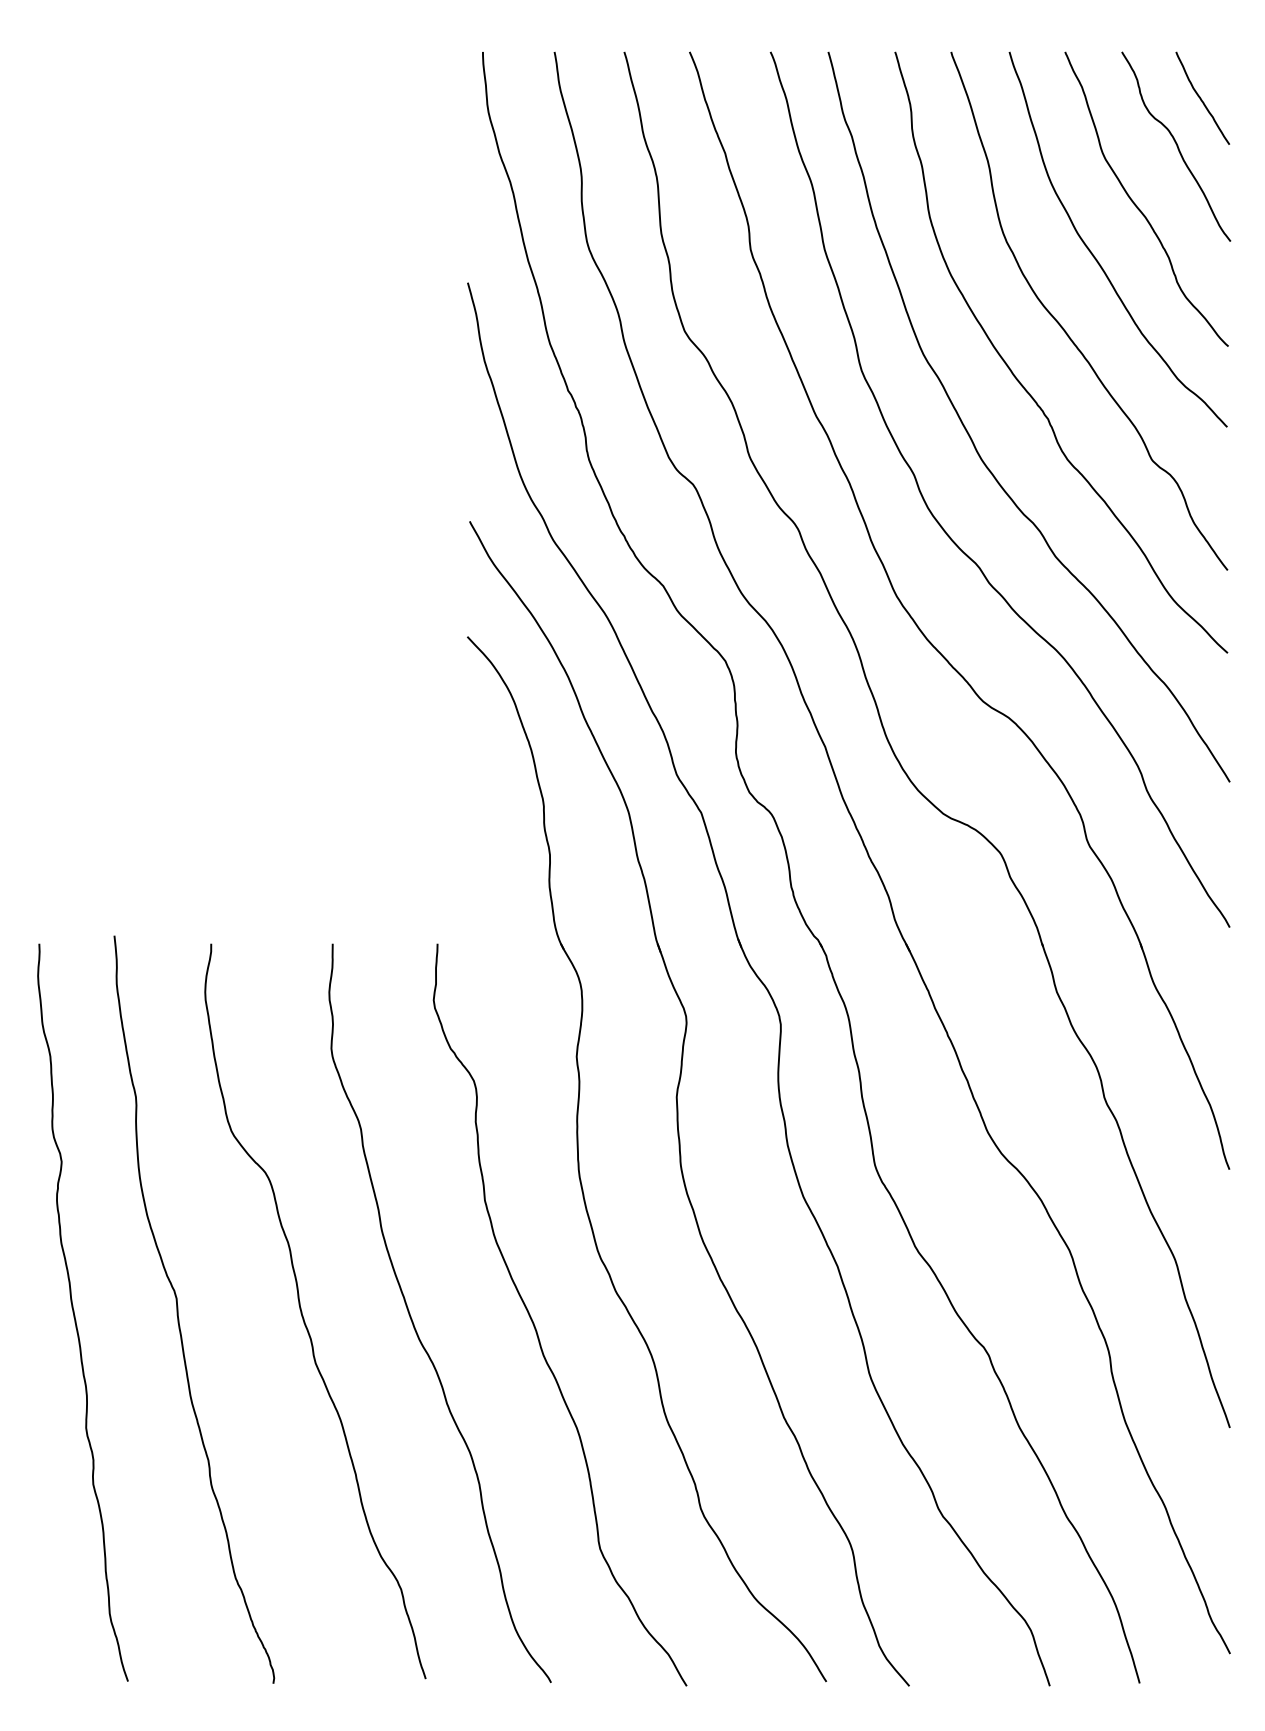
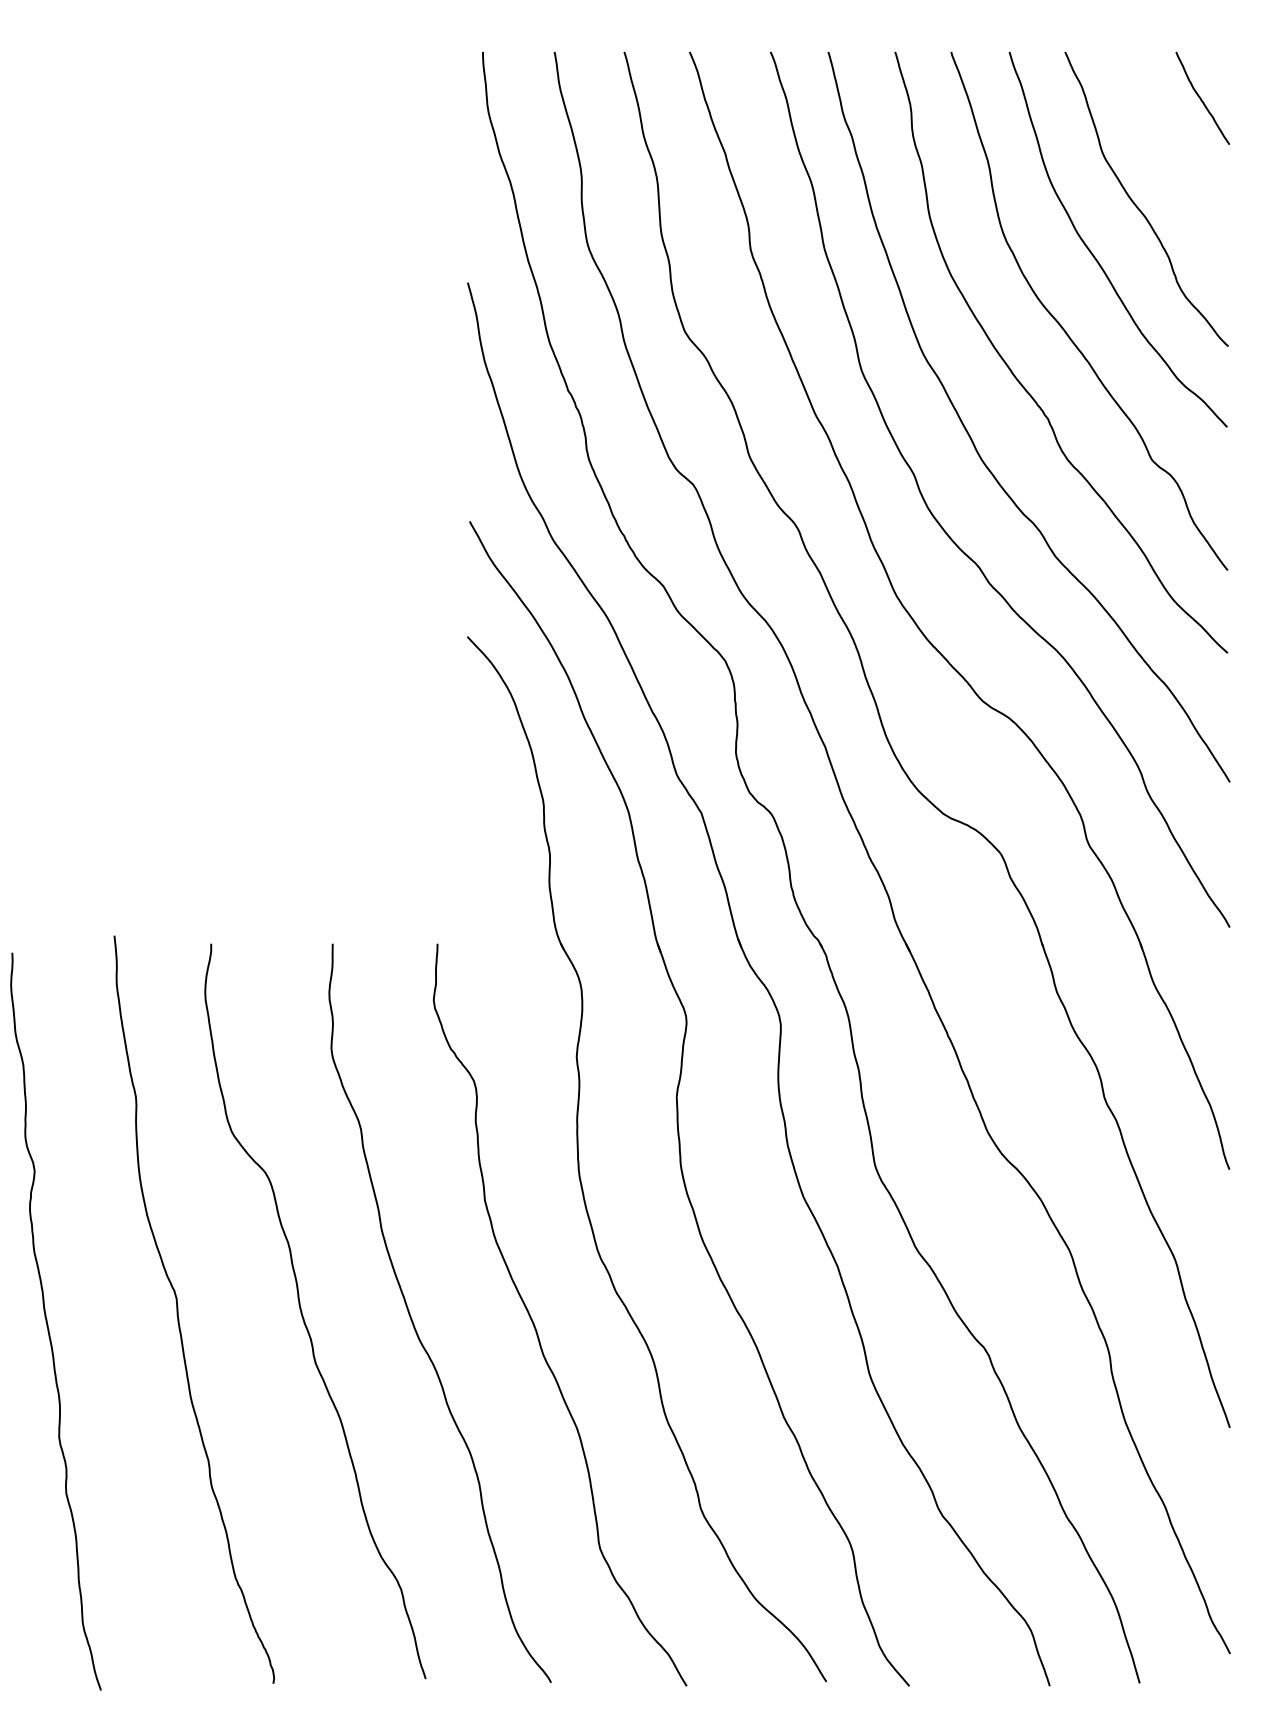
curve: present -> none (1176, 146)
curve position: (75, 1315) -> (48, 1324) (48, 1324)
